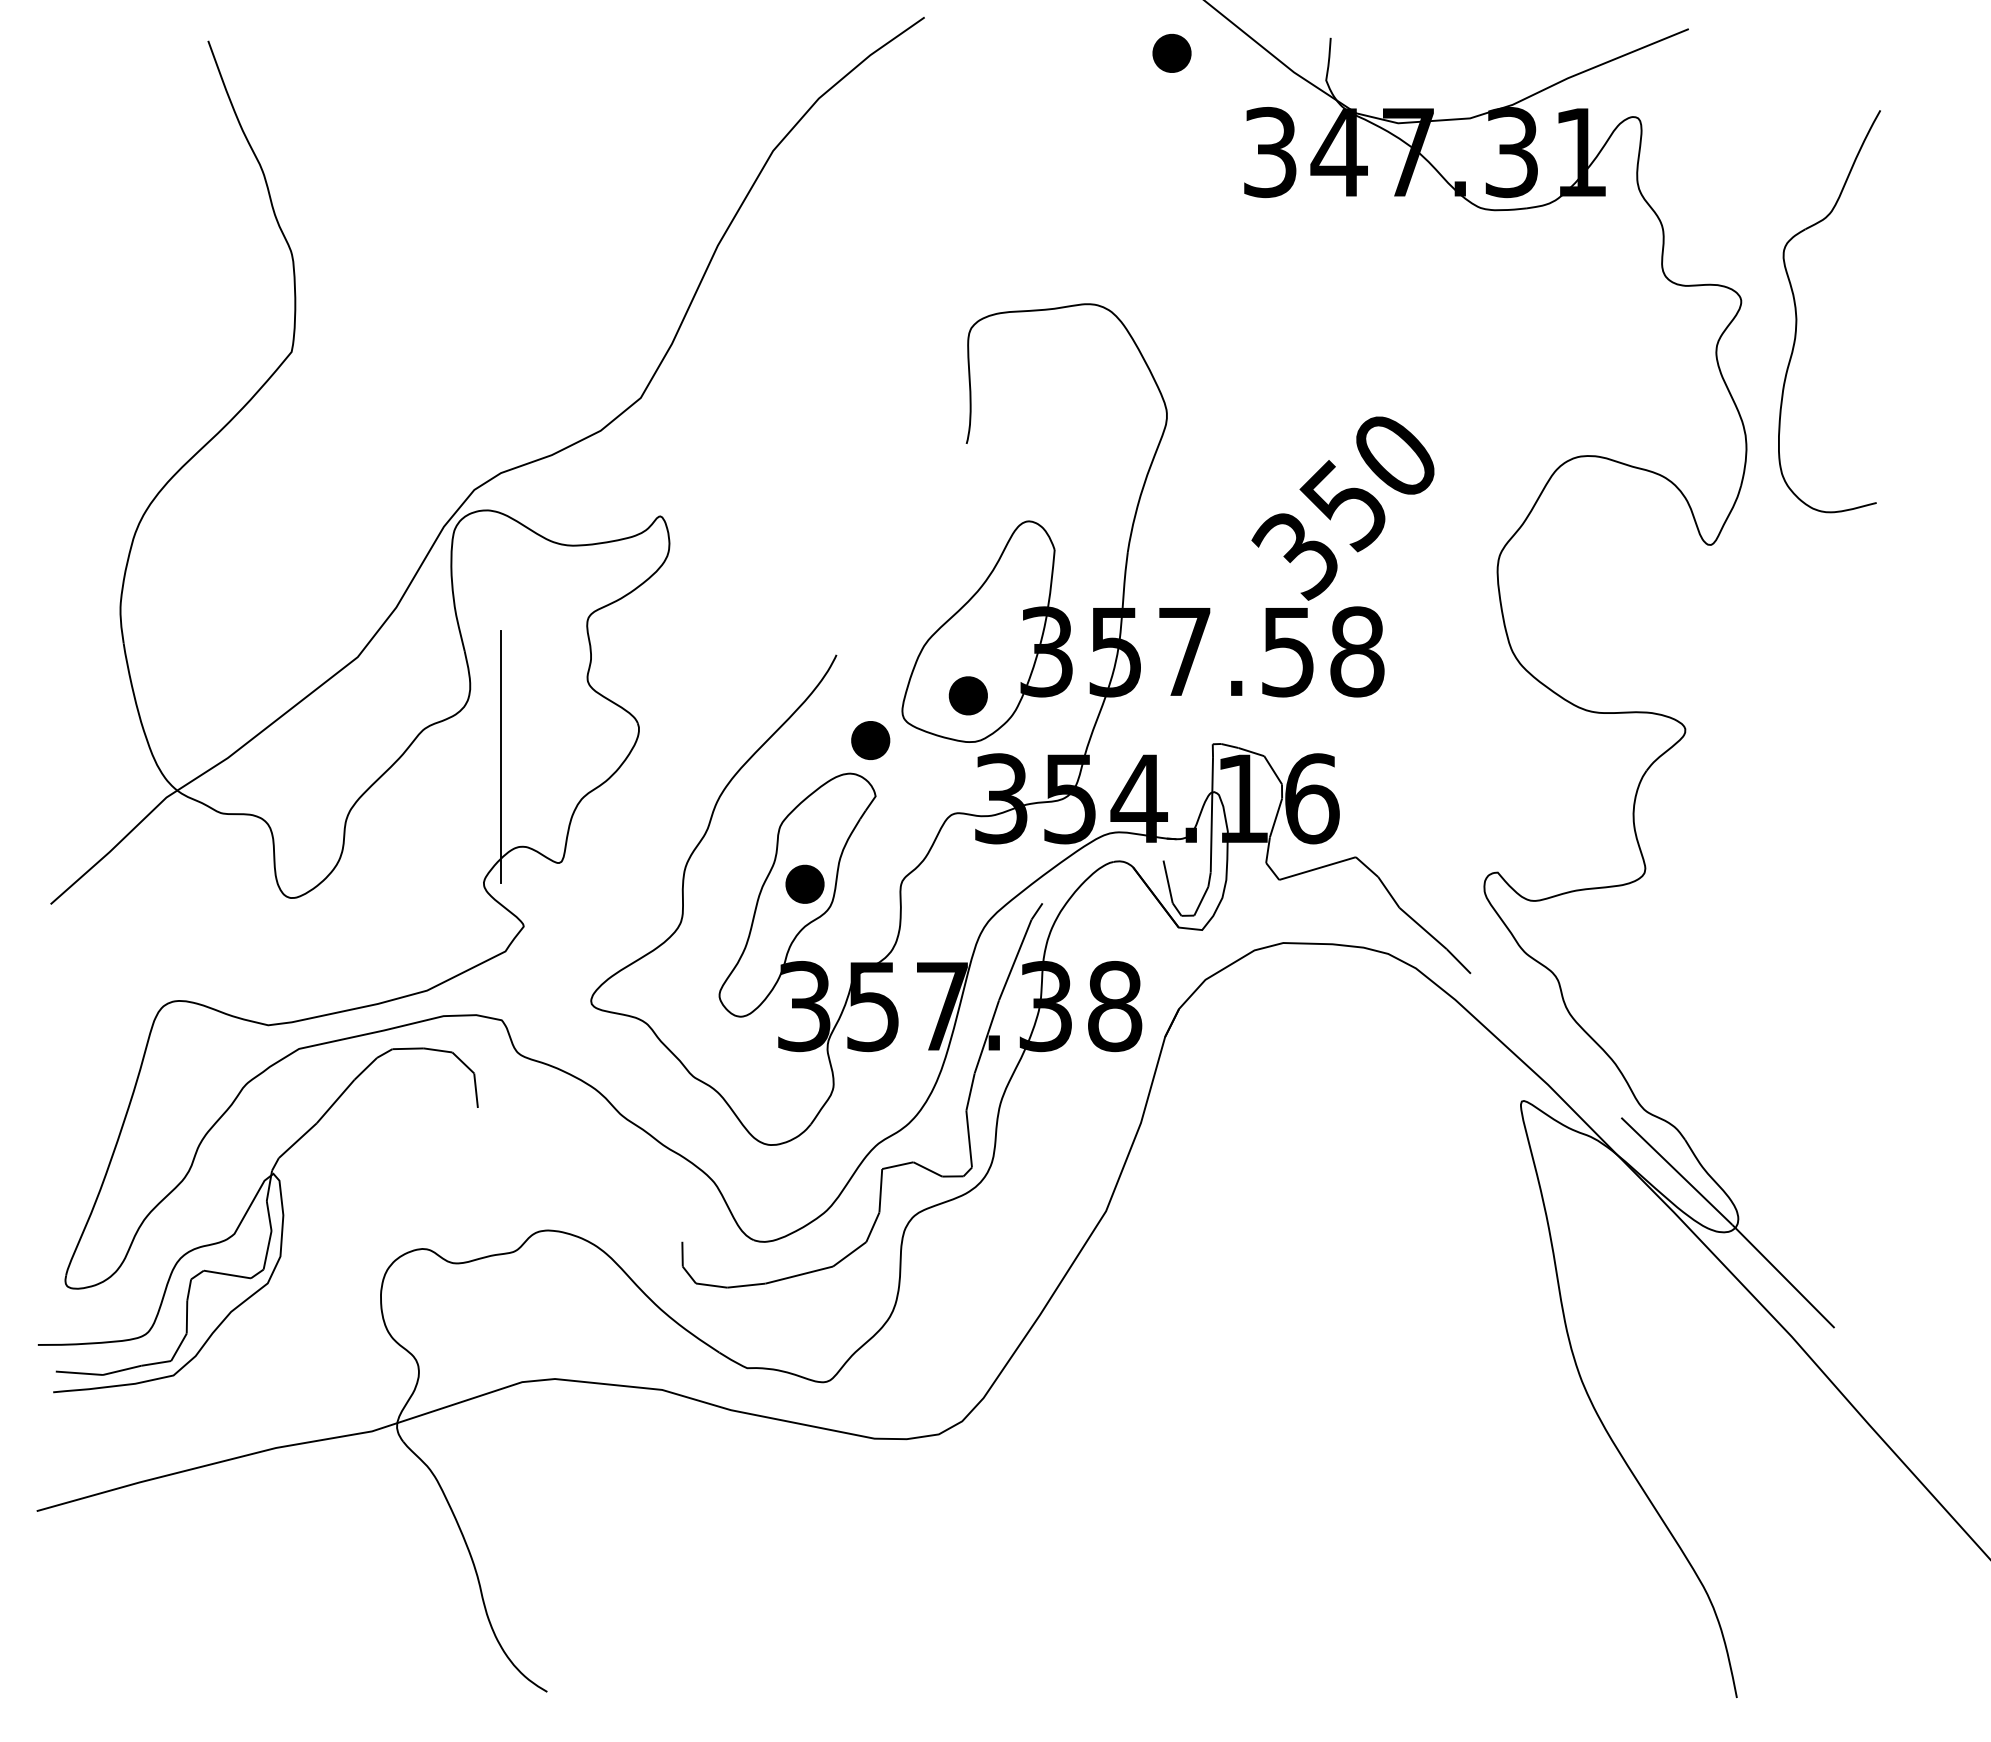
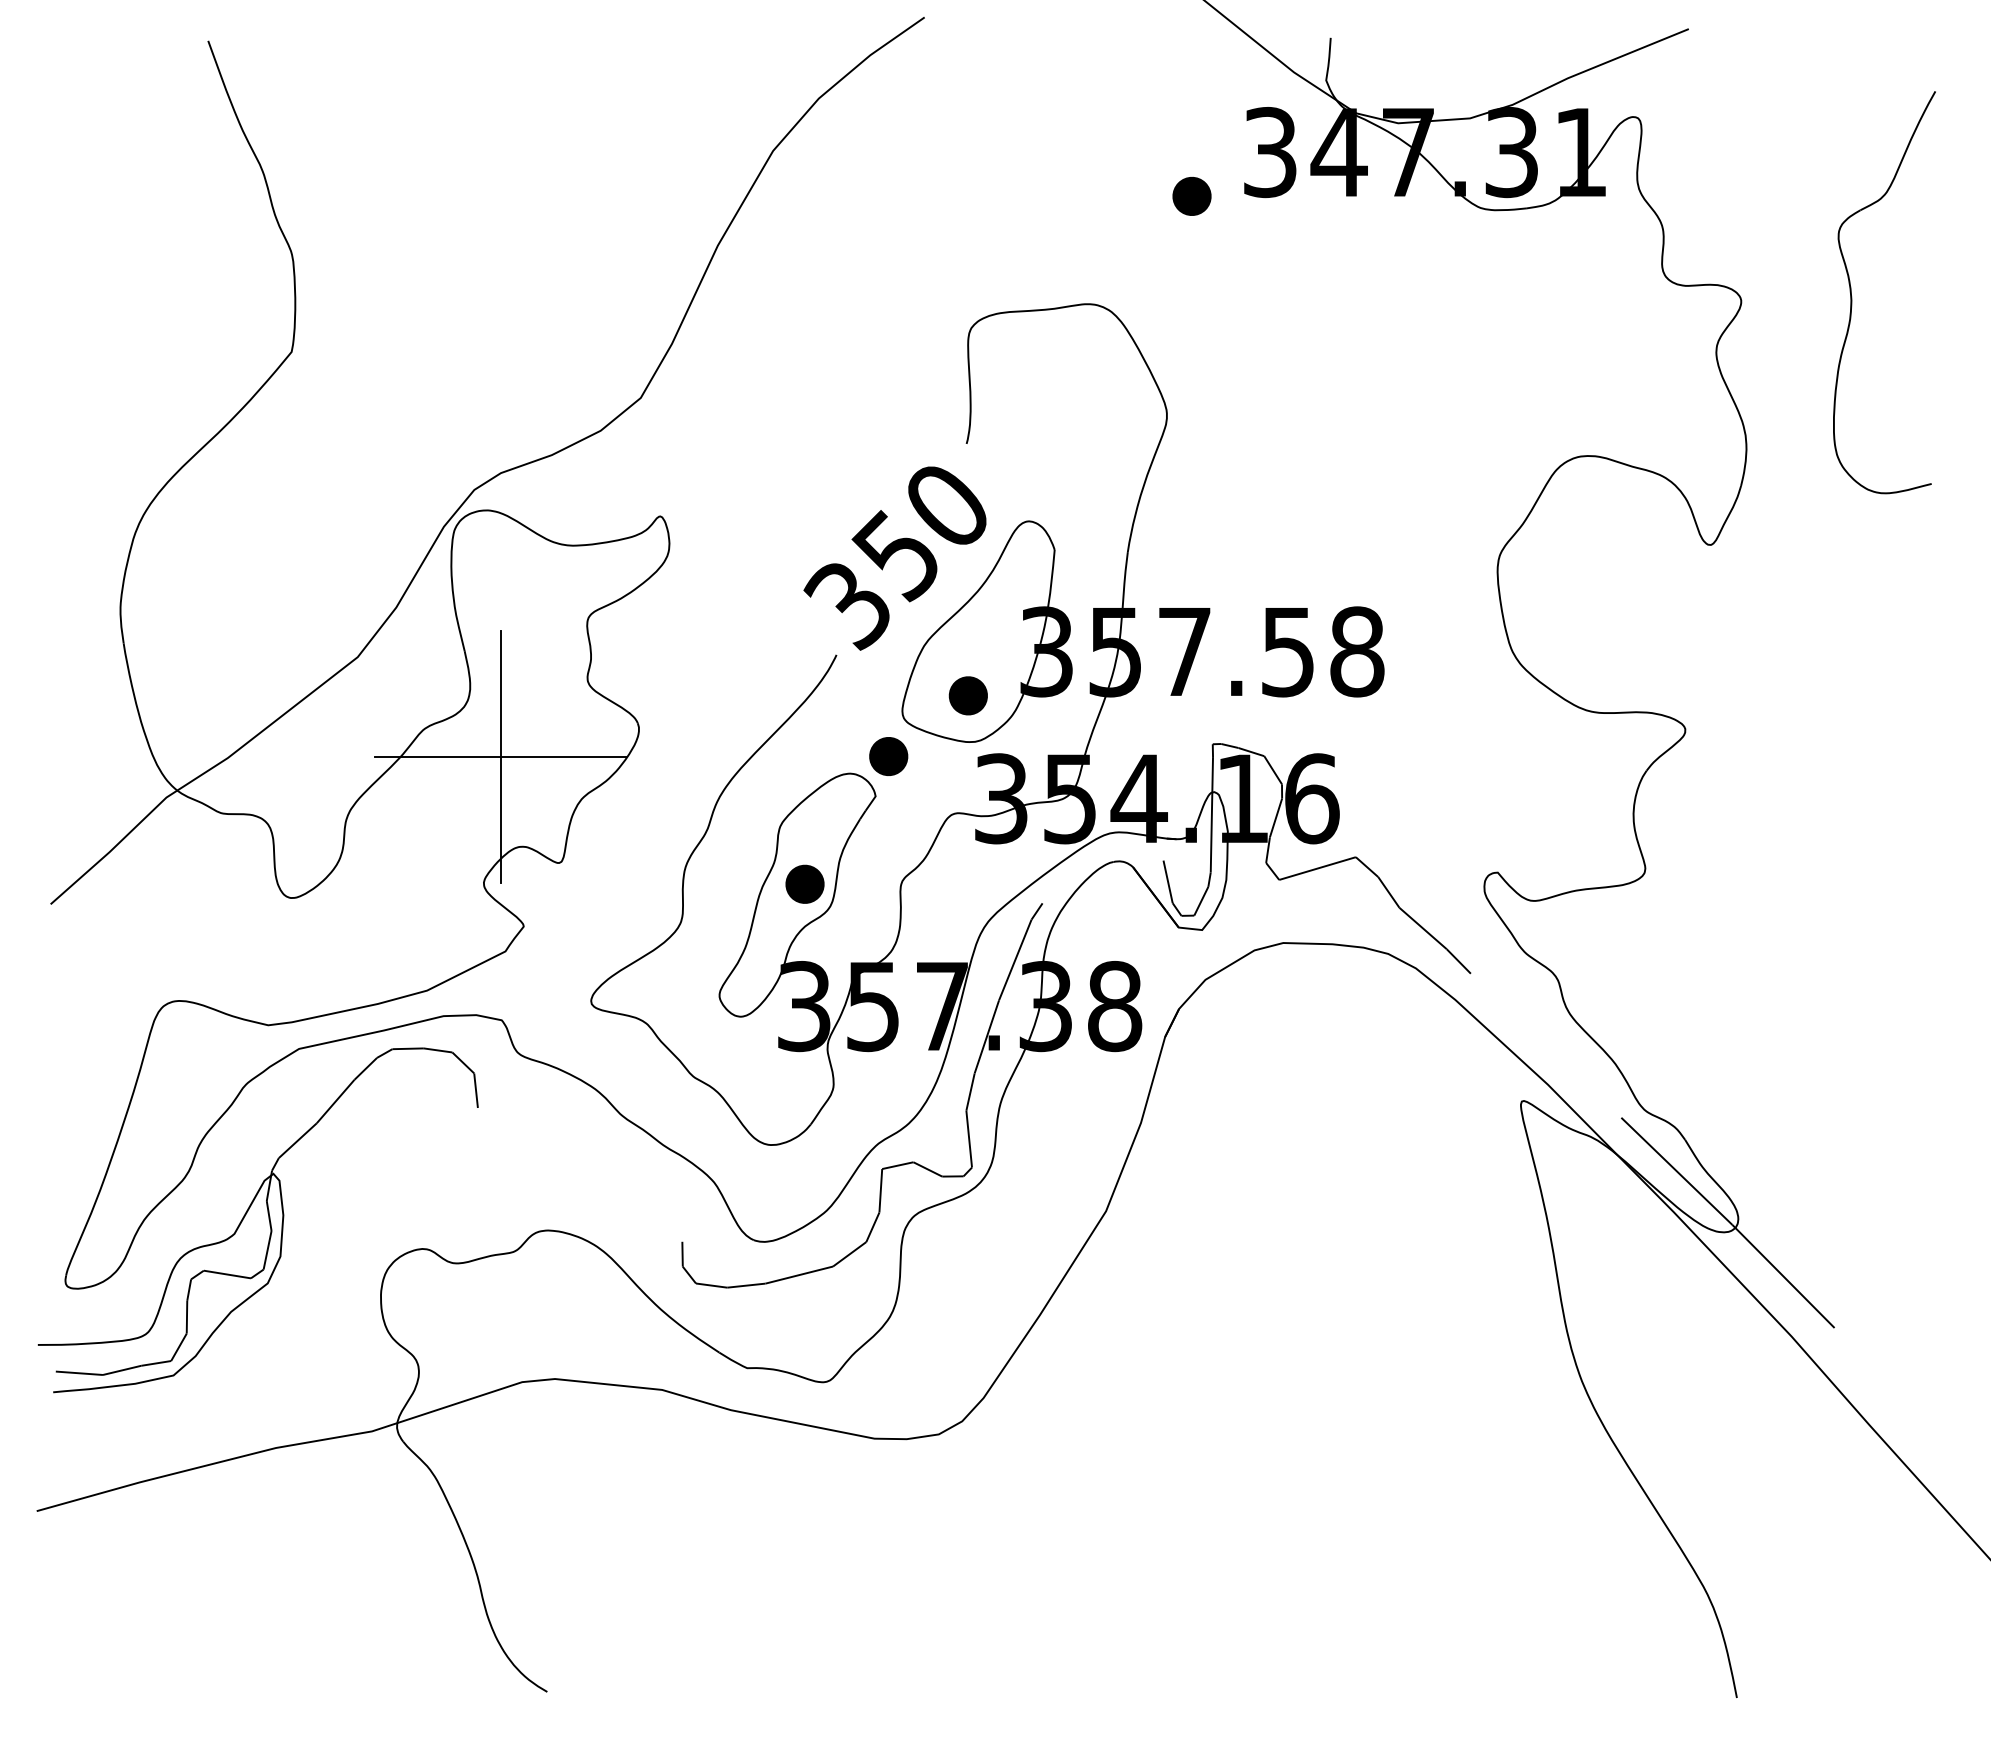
part position: (1171, 53) -> (1191, 196) (1191, 196)
part position: (1797, 315) -> (1852, 296) (1852, 296)
text position: (1342, 508) -> (894, 558) (894, 558)
part position: (870, 740) -> (888, 756) (888, 756)
line: none -> present (500, 757)
